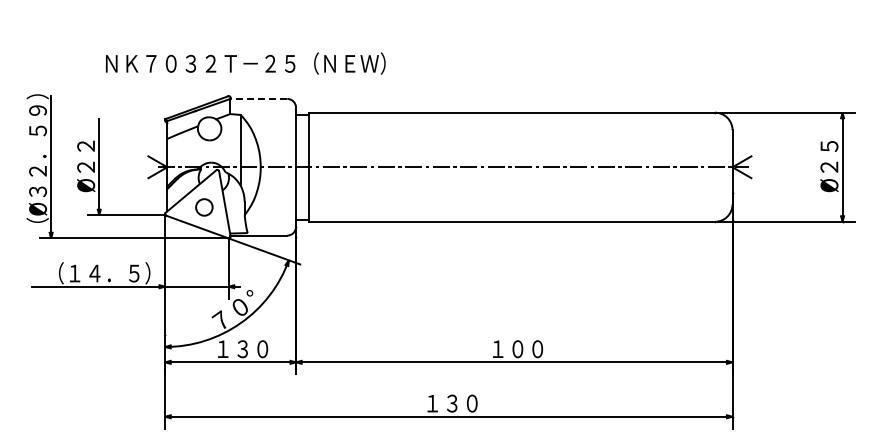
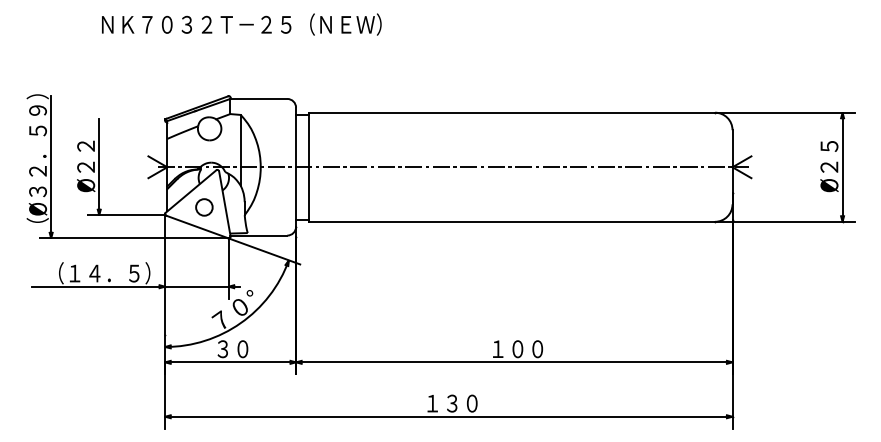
text position: (245, 63) -> (241, 24) (241, 24)
line: dashed -> solid (258, 98)
text: １３０ -> ３０ (242, 349)
